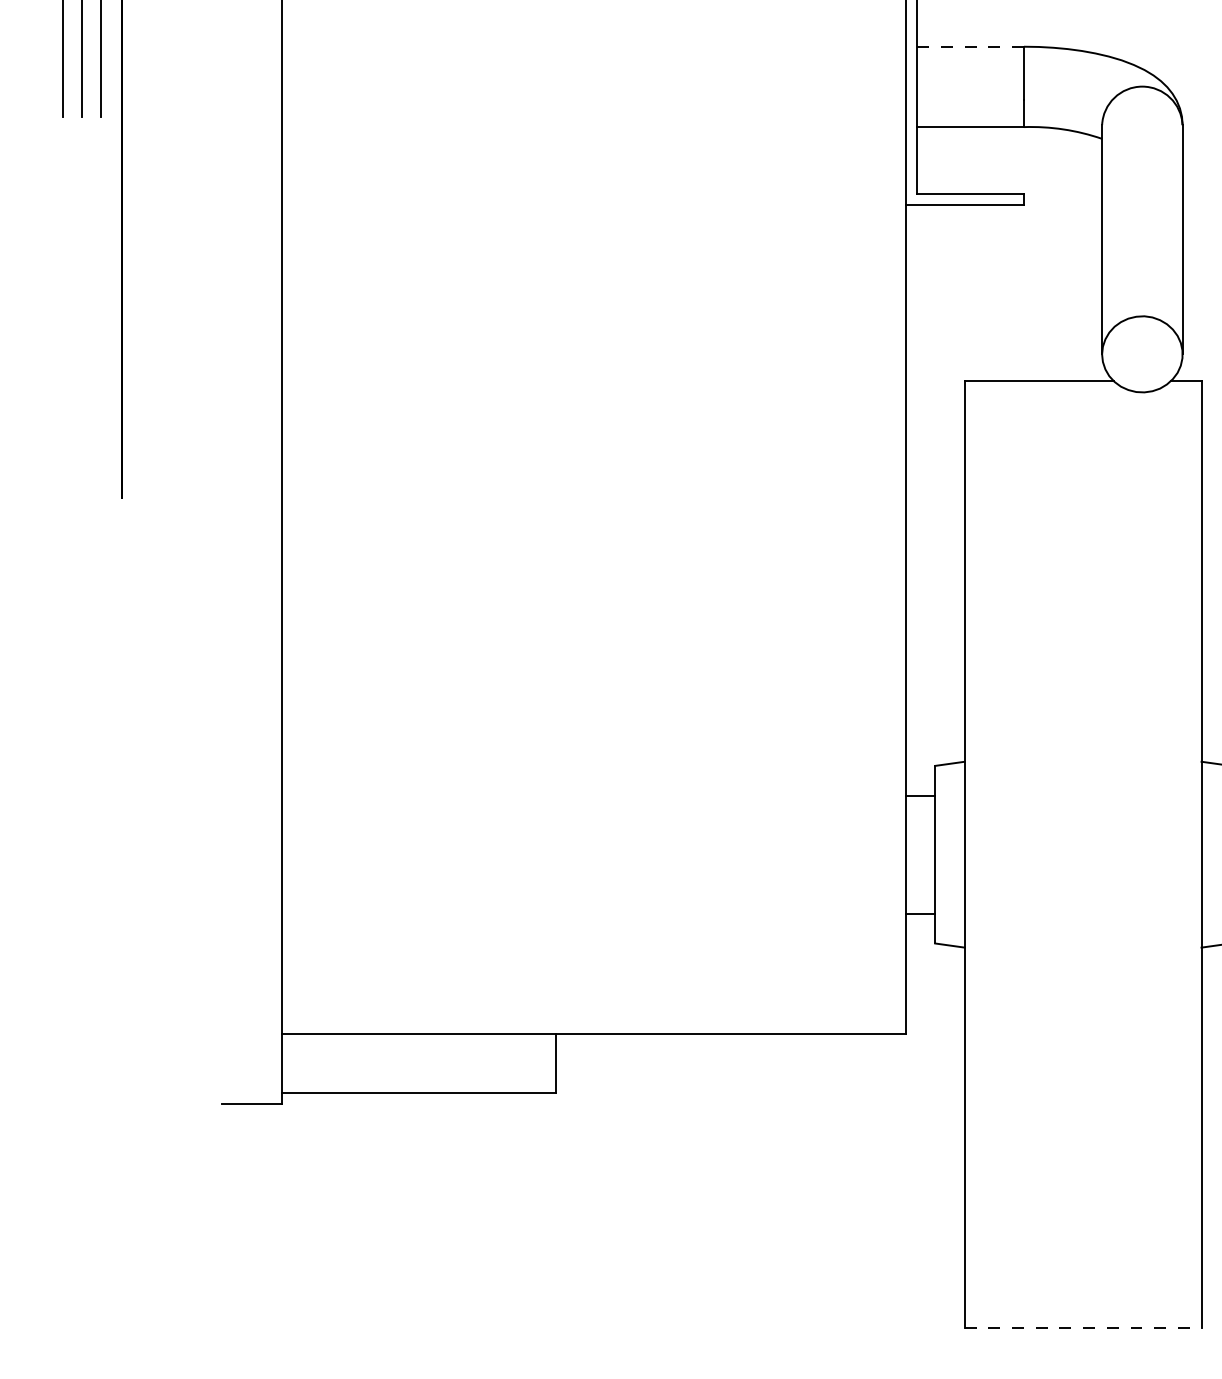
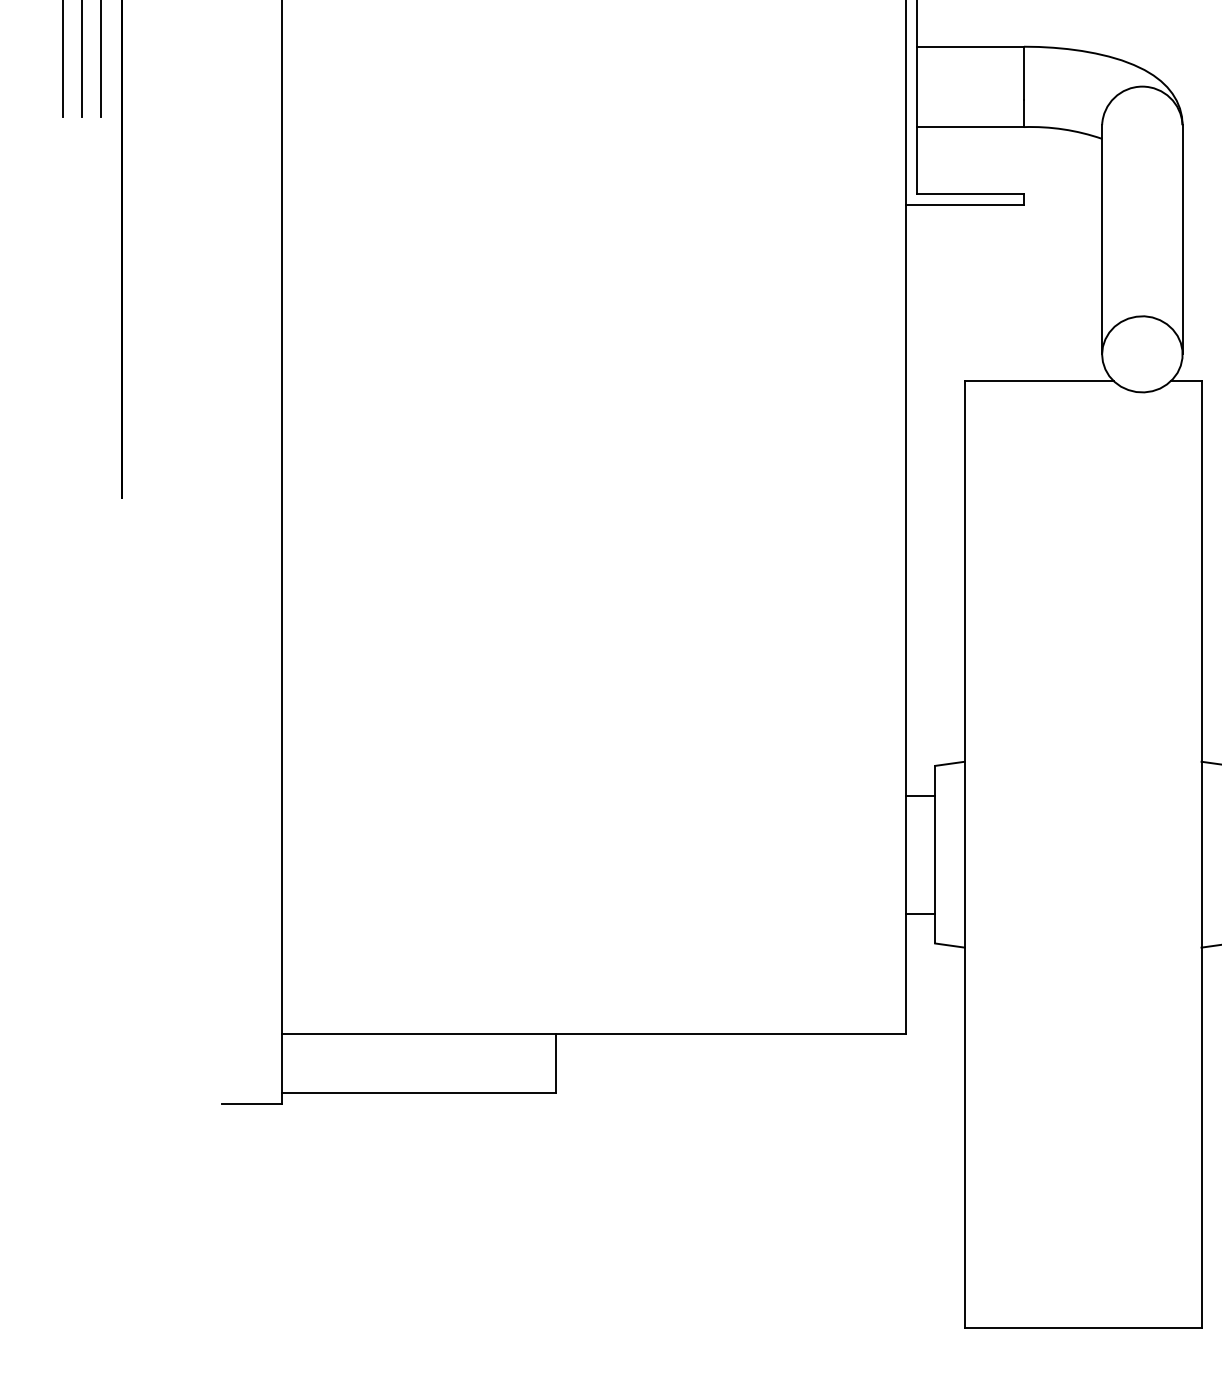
line: dashed -> solid (970, 46)
line: dashed -> solid (1083, 1328)
